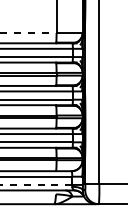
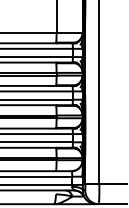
line: dashed -> solid (28, 33)
line: dashed -> solid (36, 184)
